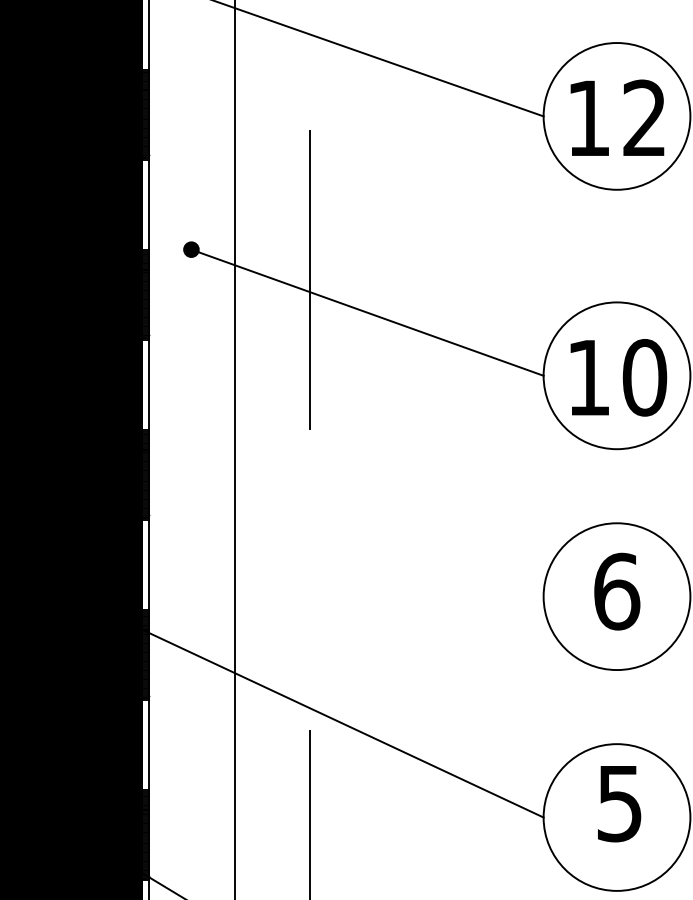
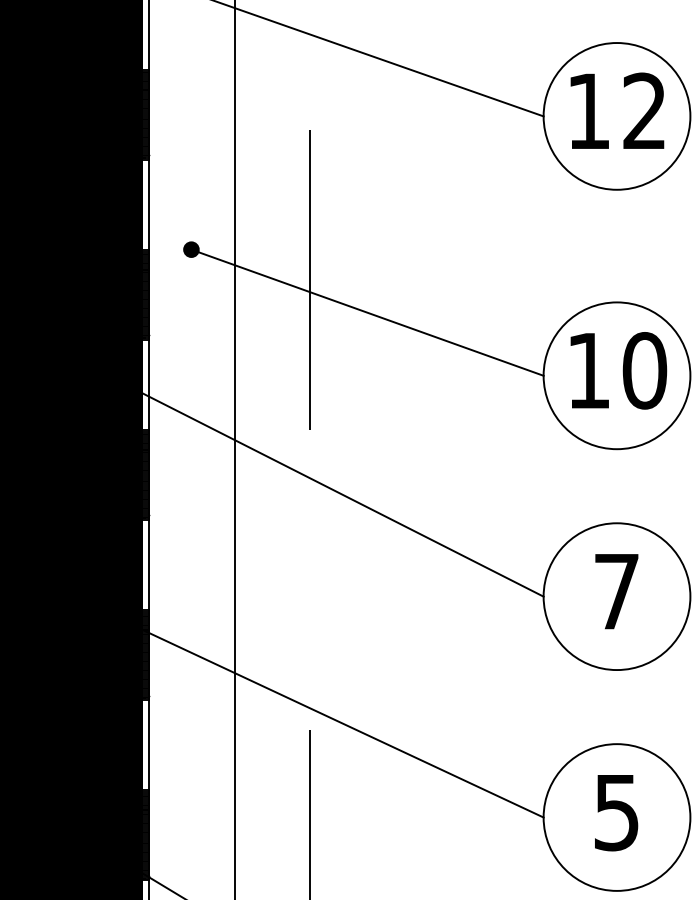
text position: (617, 117) -> (617, 110) (617, 110)
text position: (618, 377) -> (618, 370) (618, 370)
line: none -> present (333, 489)
text: 6 -> 7 (617, 591)
text position: (619, 804) -> (616, 813) (616, 813)
